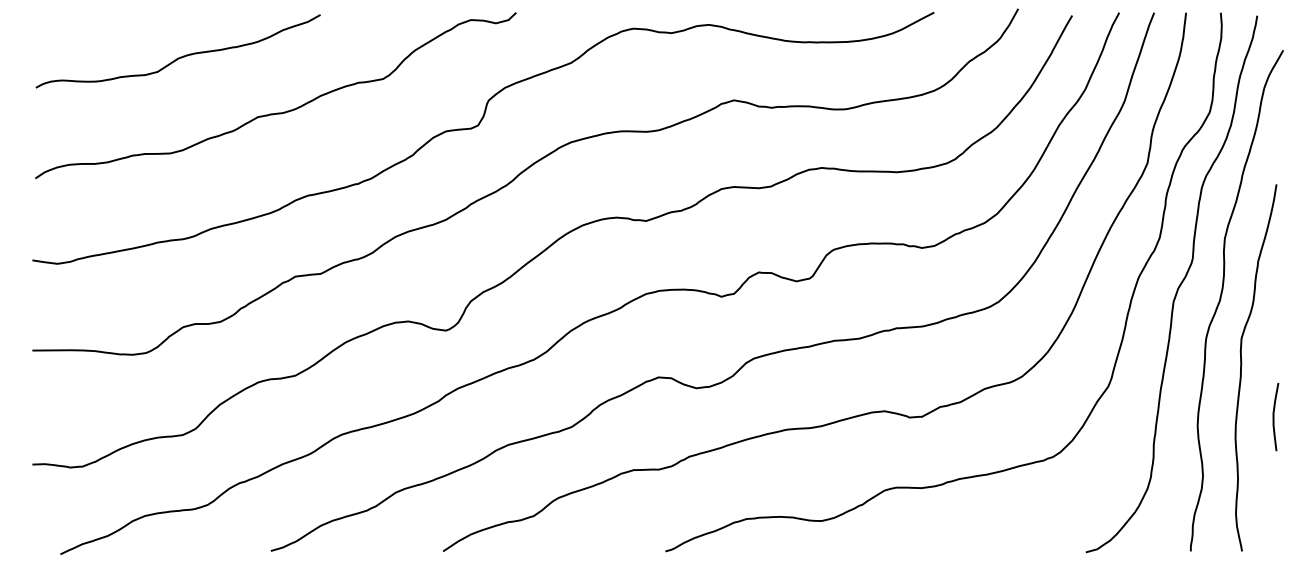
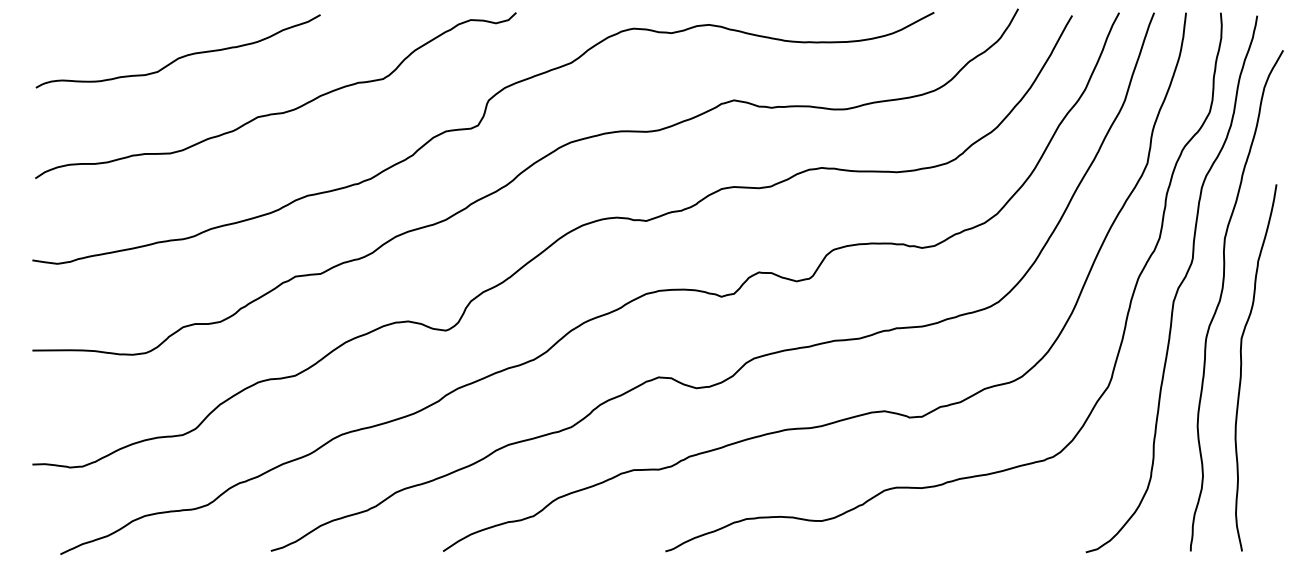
curve: present -> none (1274, 417)
